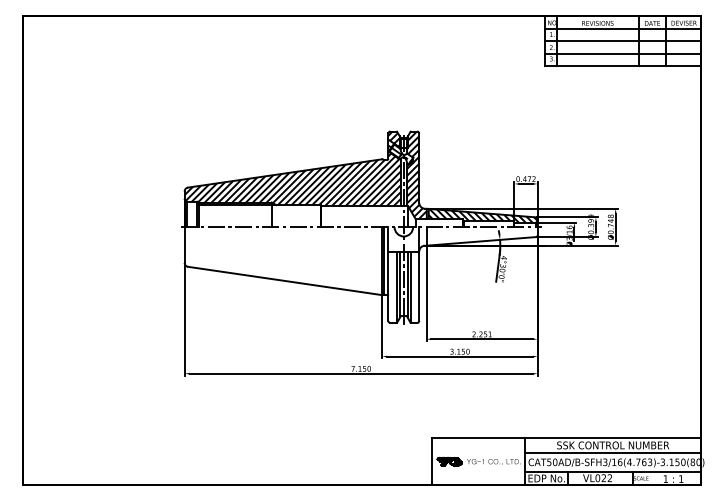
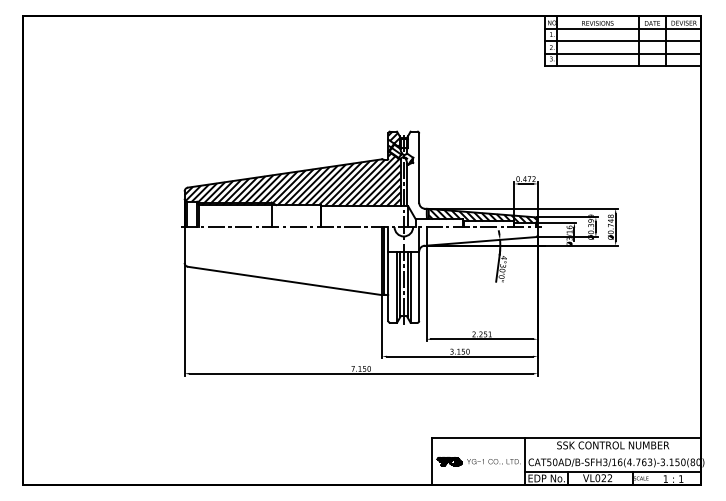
hatch: present -> none (416, 175)
line: present -> none (613, 452)
